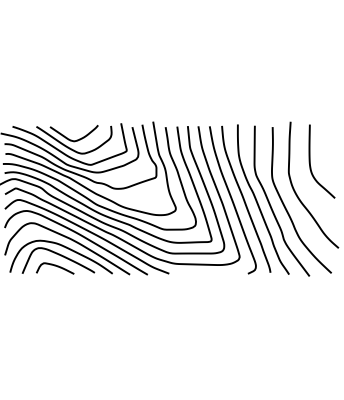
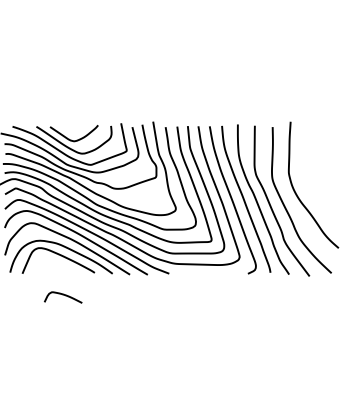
curve: present -> none (310, 161)
curve position: (55, 266) -> (63, 295) (63, 295)
